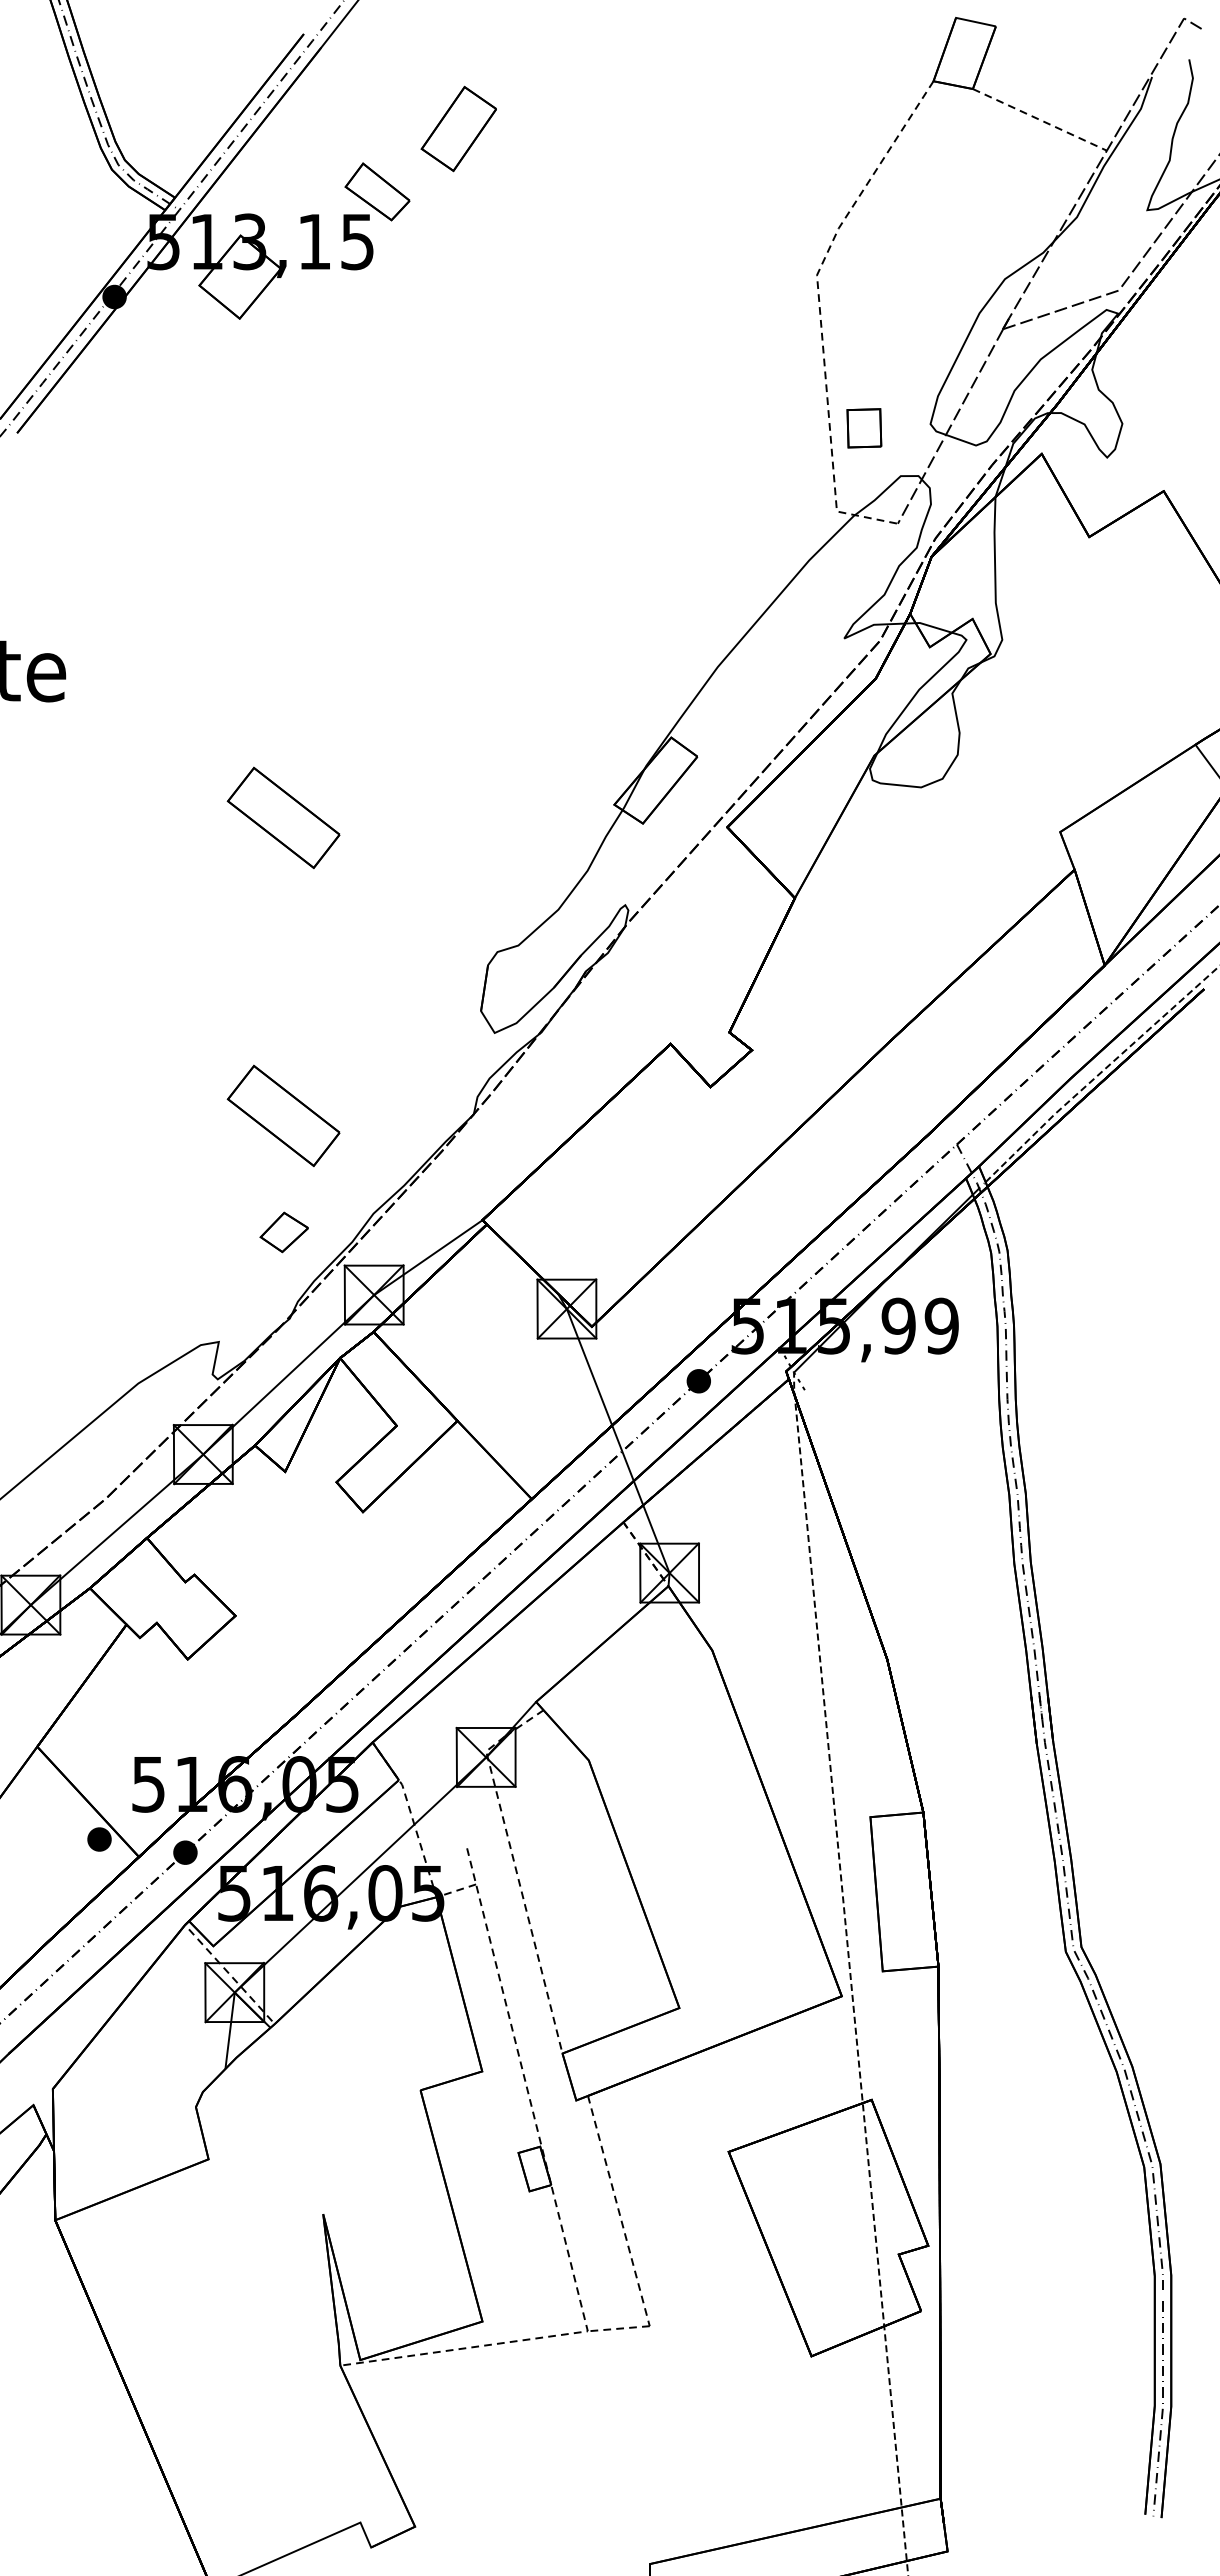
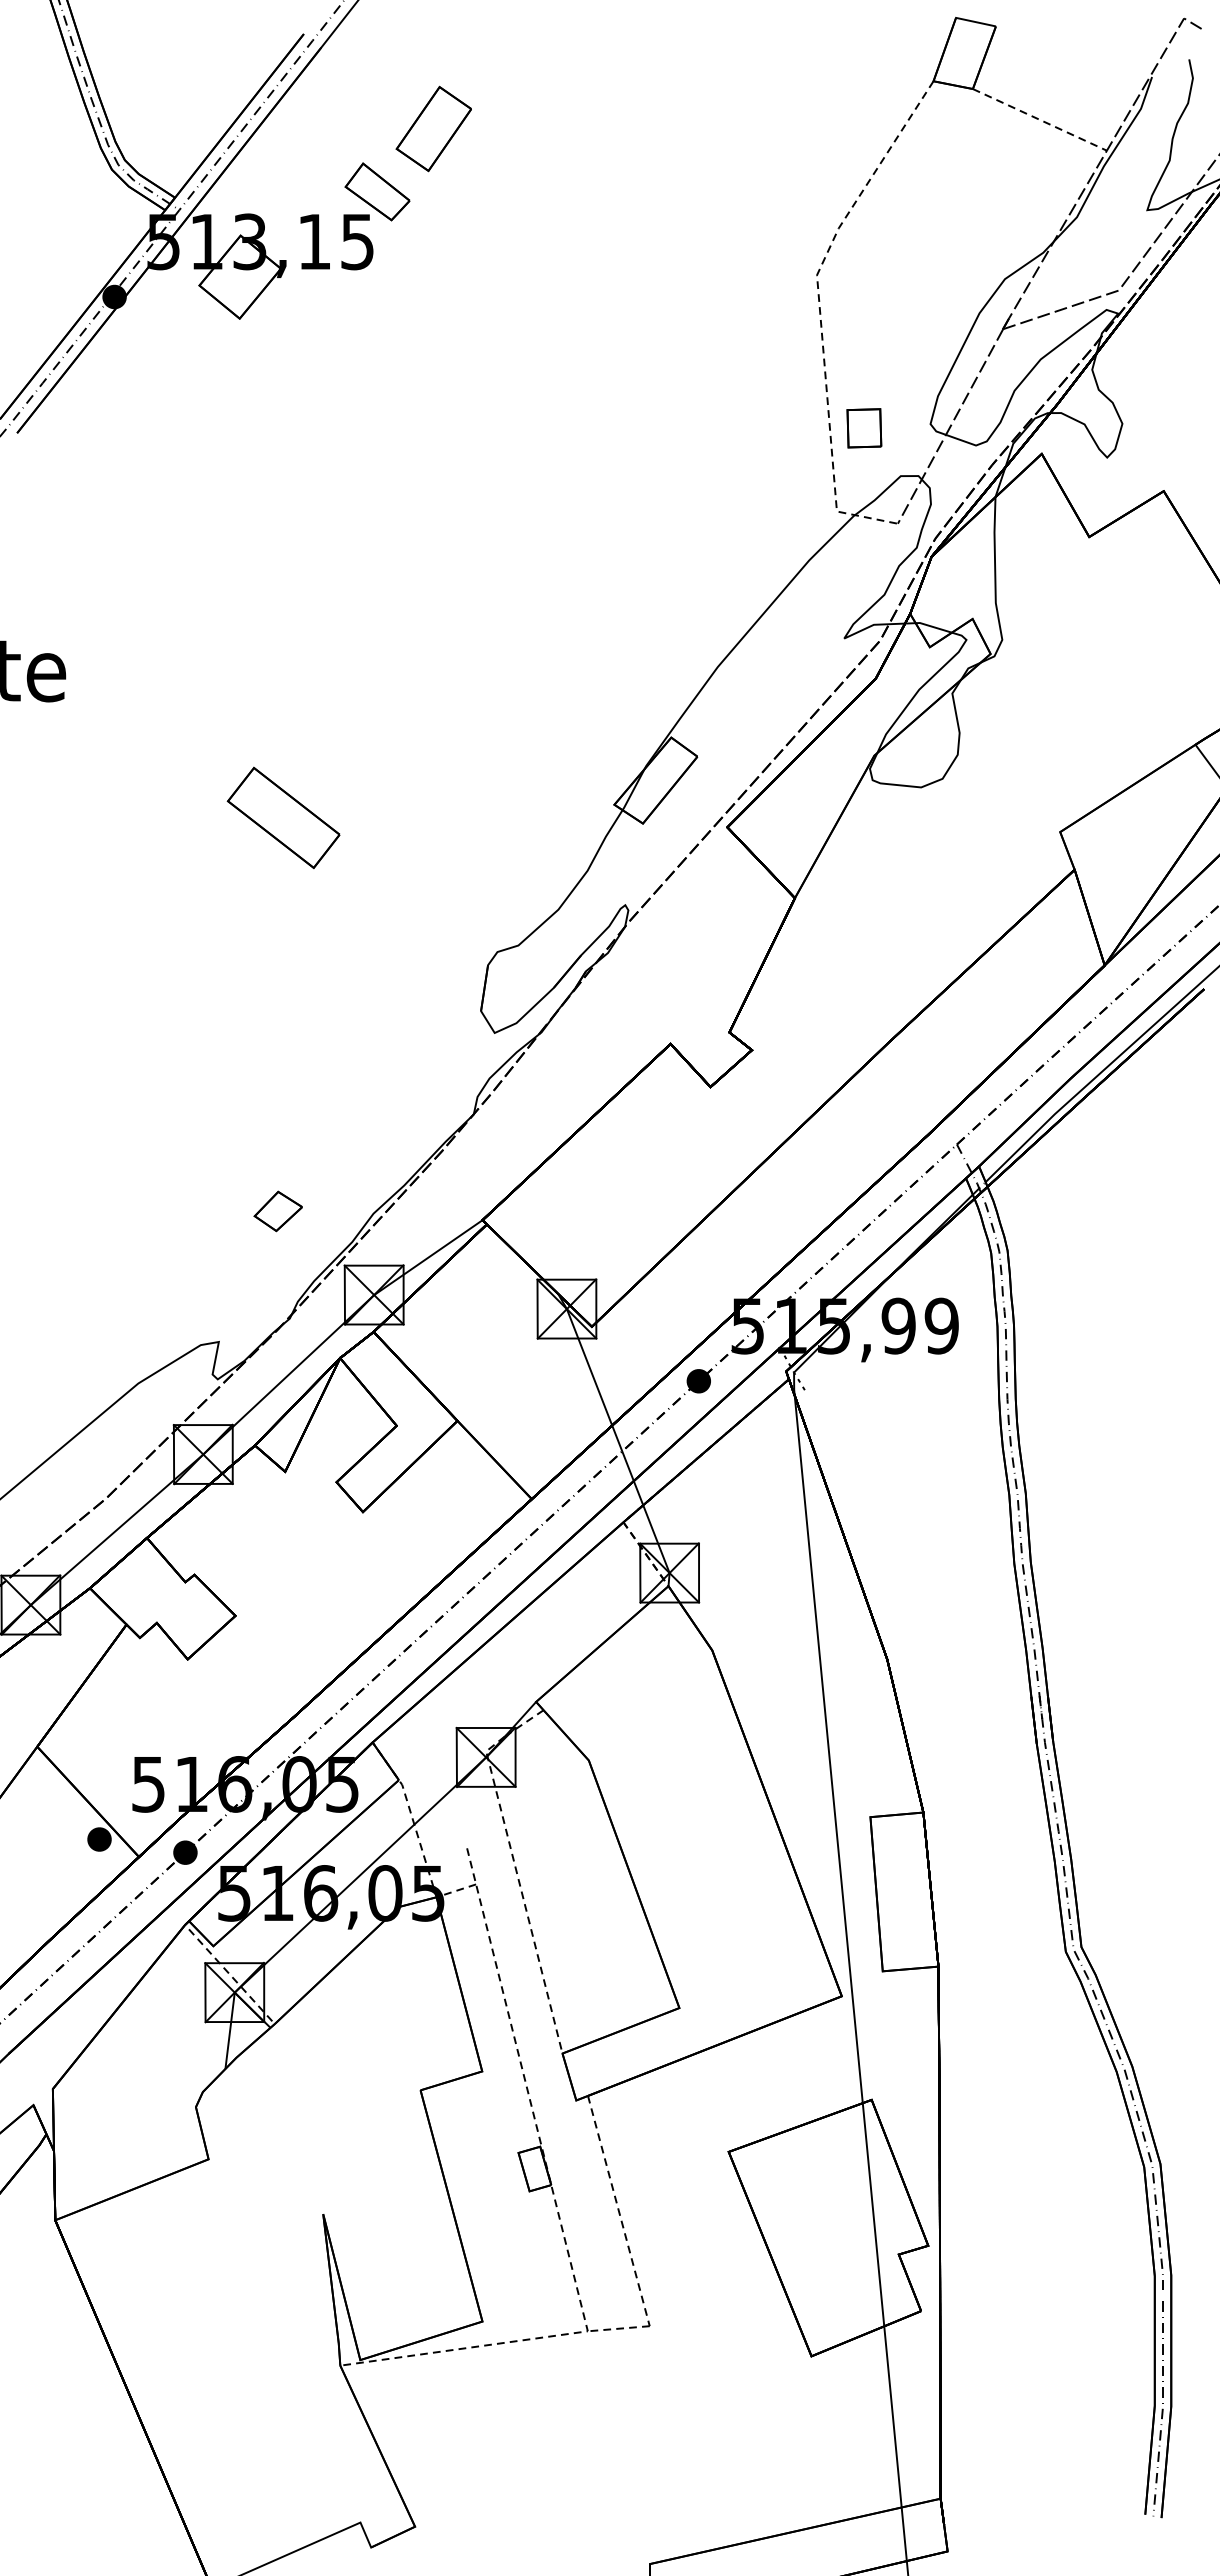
part position: (458, 128) -> (433, 128) (433, 128)
line: dashed -> solid (1100, 1072)
part: present -> none (283, 1115)
part position: (283, 1232) -> (277, 1211) (277, 1211)
line: dashed -> solid (850, 1973)
